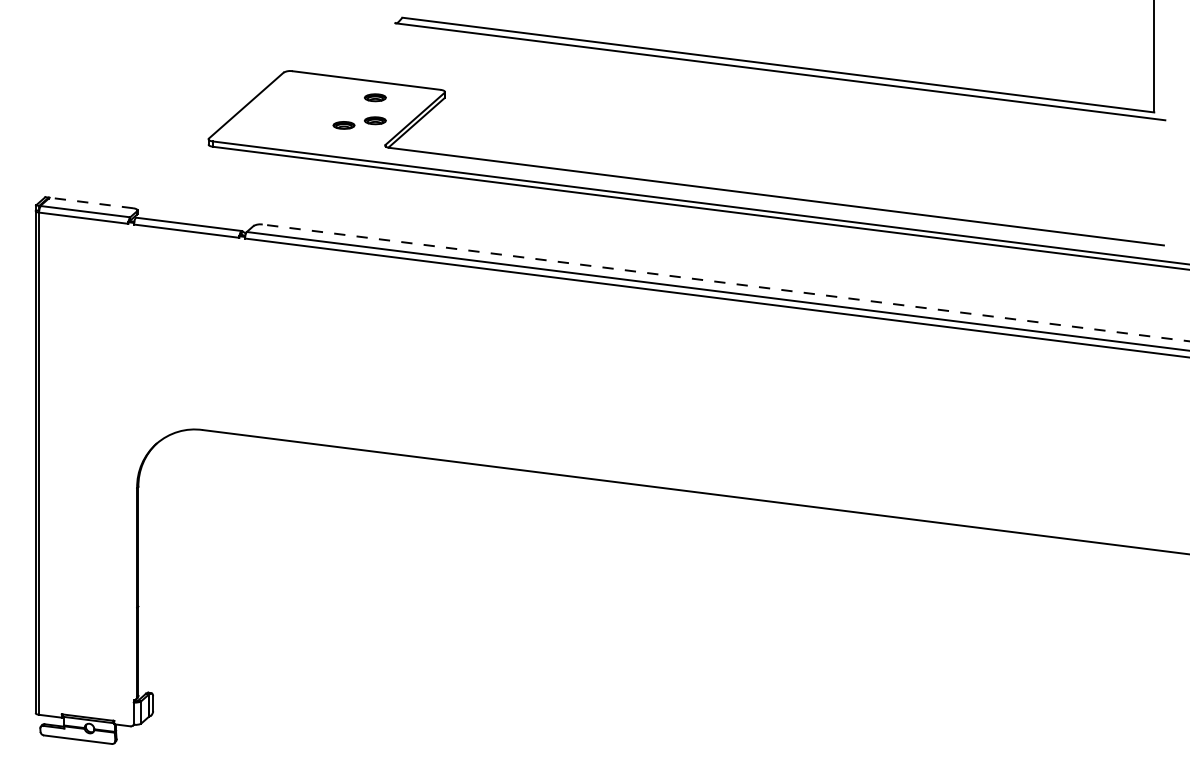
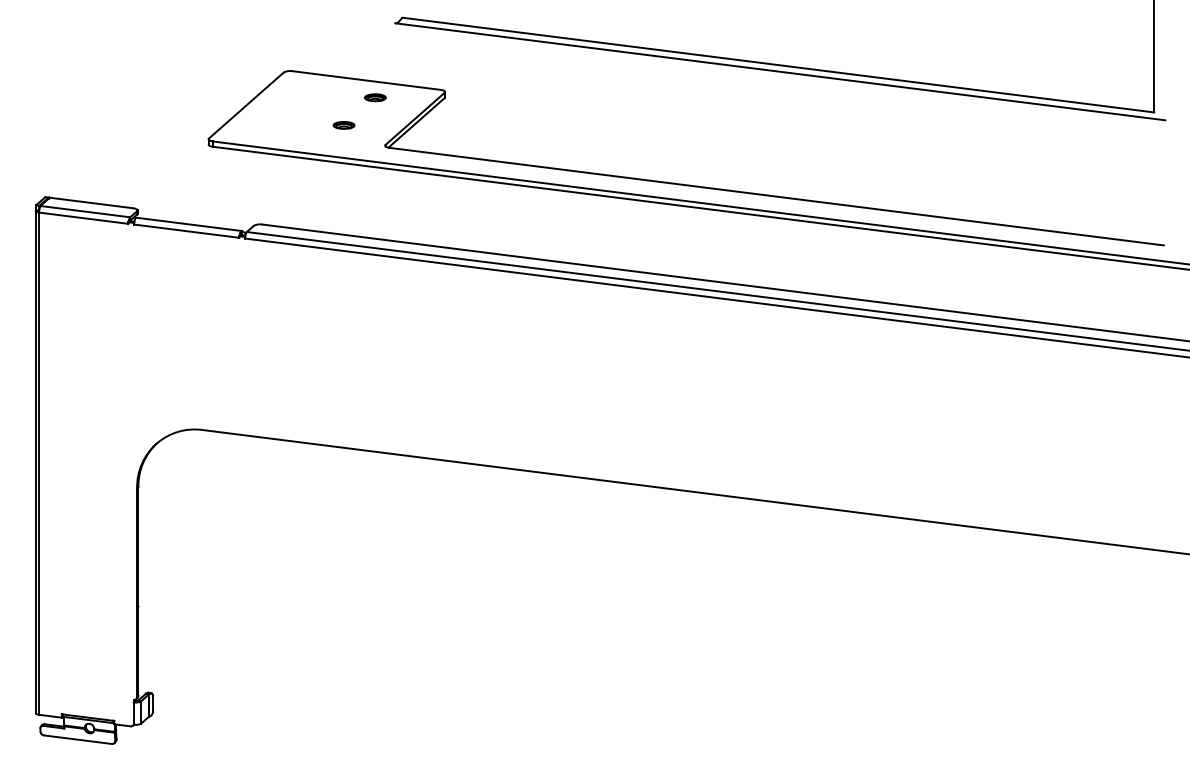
part: present -> none (375, 120)
line: dashed -> solid (91, 202)
line: dashed -> solid (725, 282)
